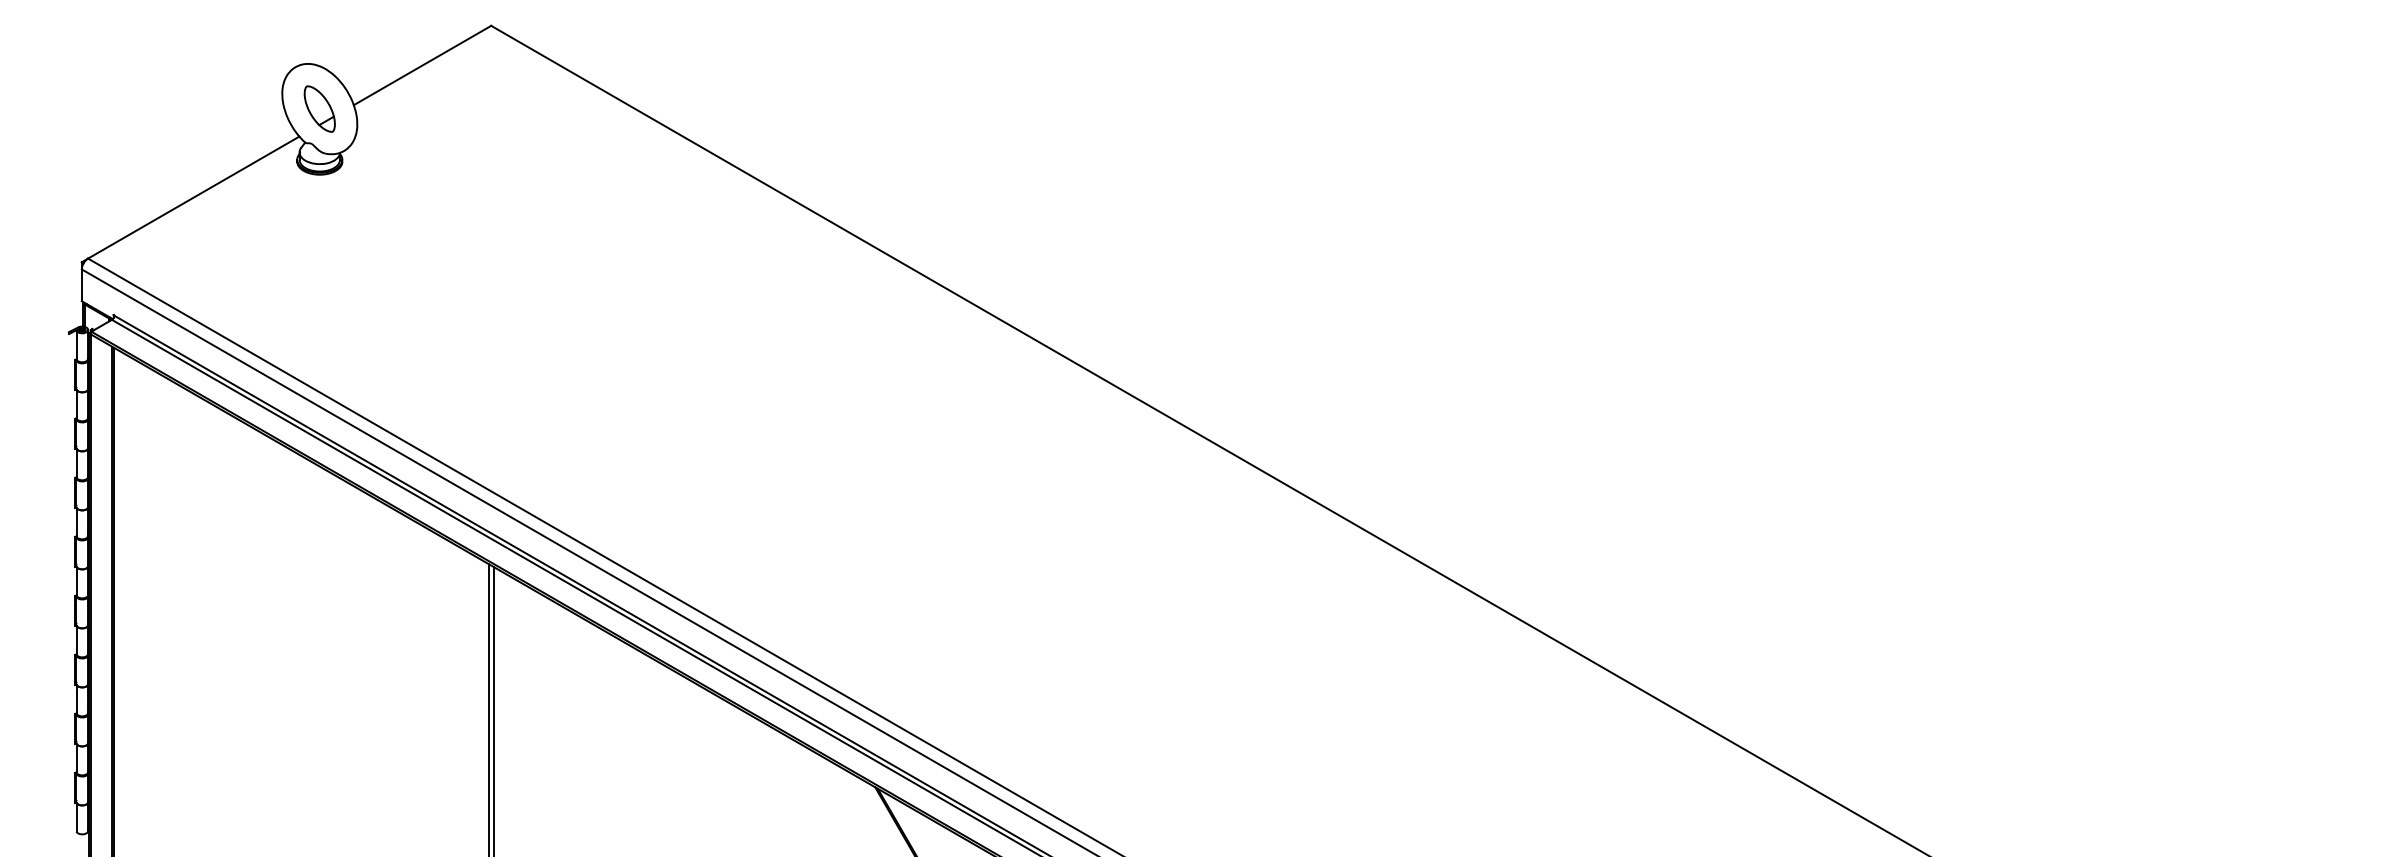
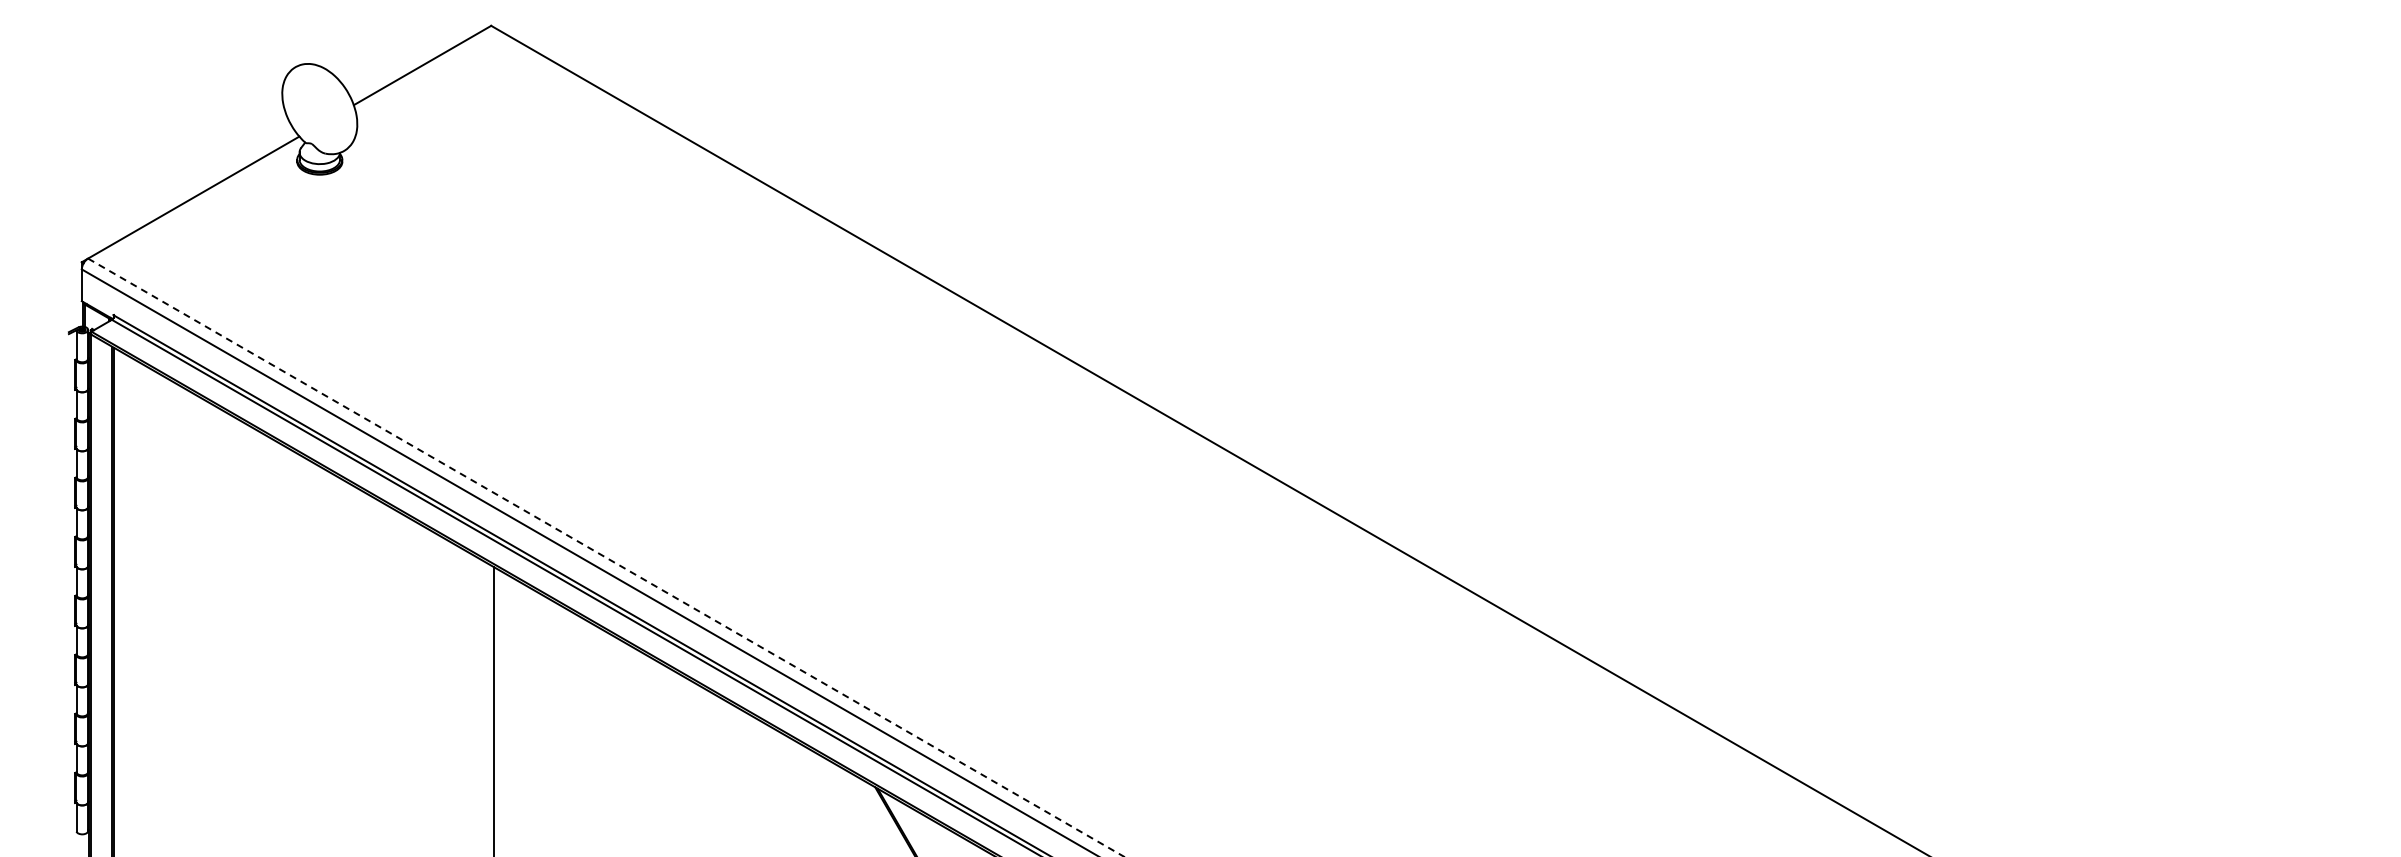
part: present -> none (319, 108)
line: solid -> dashed (606, 557)
line: present -> none (488, 708)
